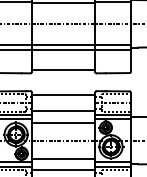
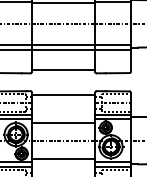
line: present -> none (63, 111)
line: present -> none (63, 170)
